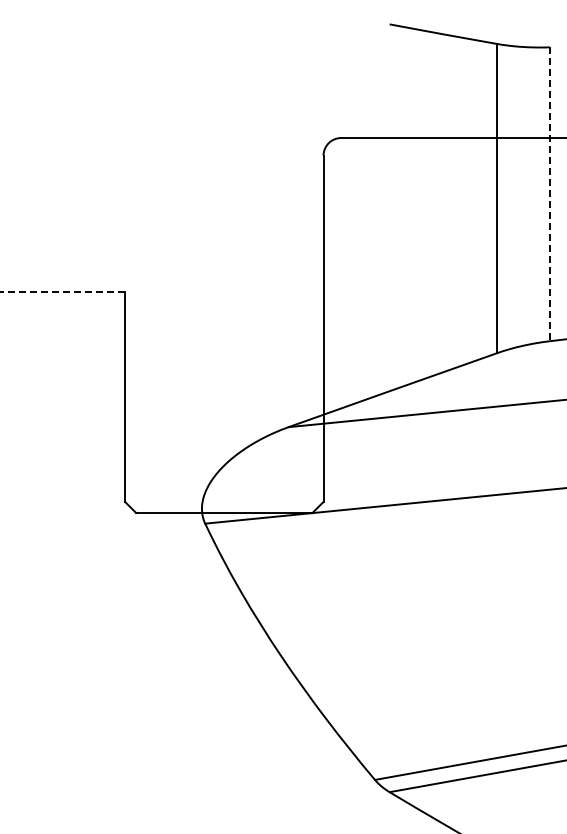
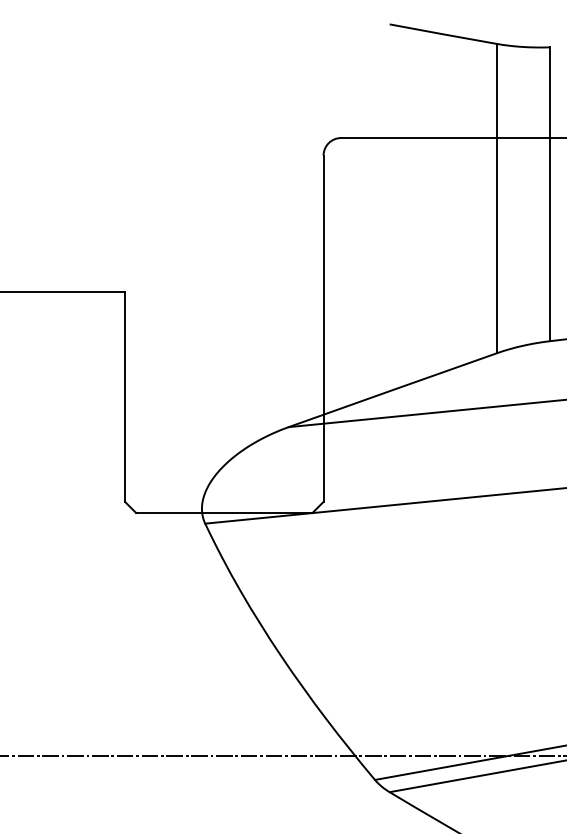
line: dashed -> solid (549, 194)
line: dashed -> solid (62, 292)
line: none -> present (282, 755)
